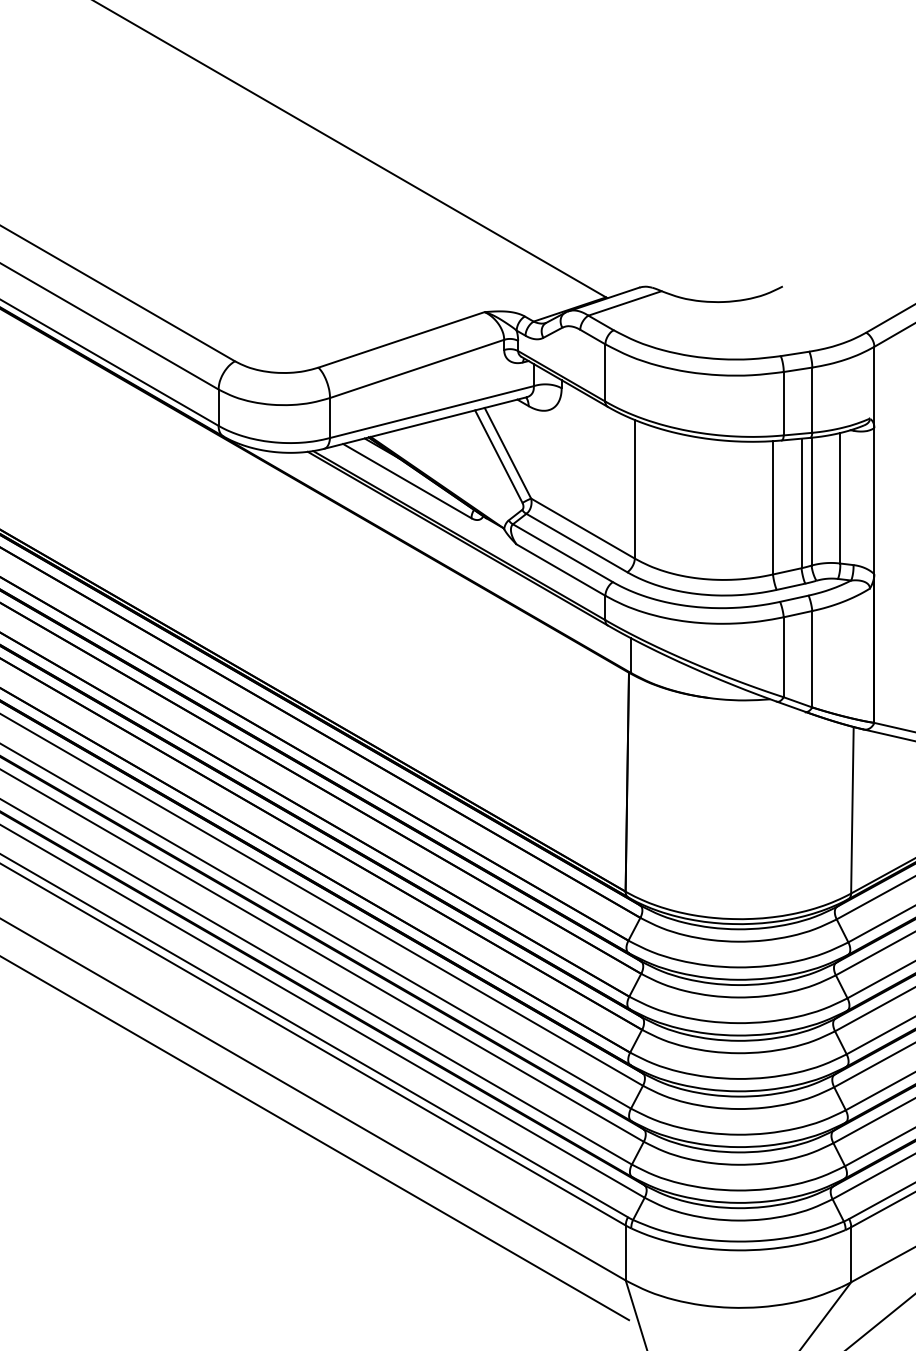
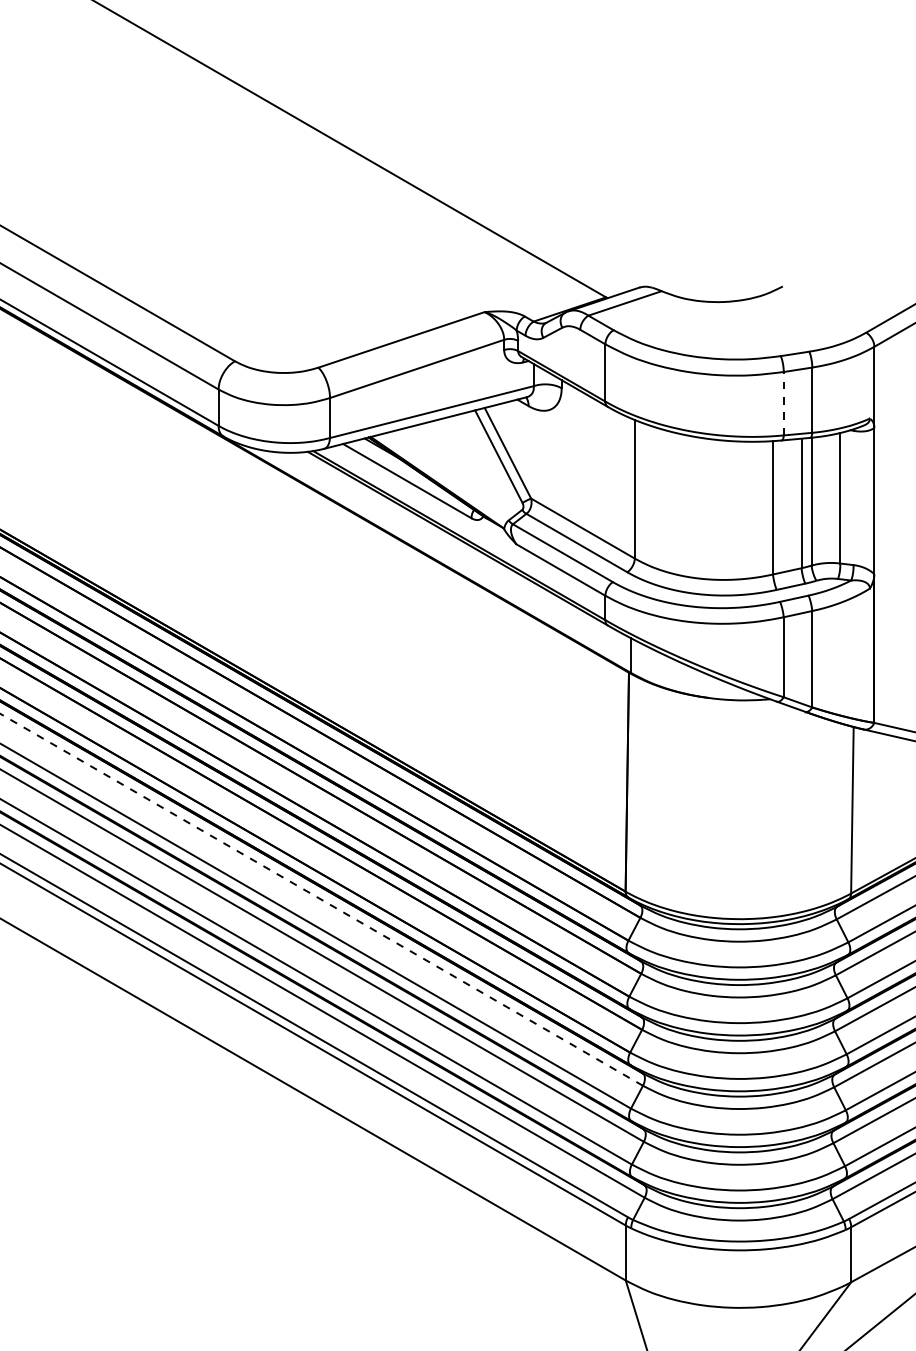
line: solid -> dashed (783, 403)
line: solid -> dashed (321, 899)
line: present -> none (315, 1138)
